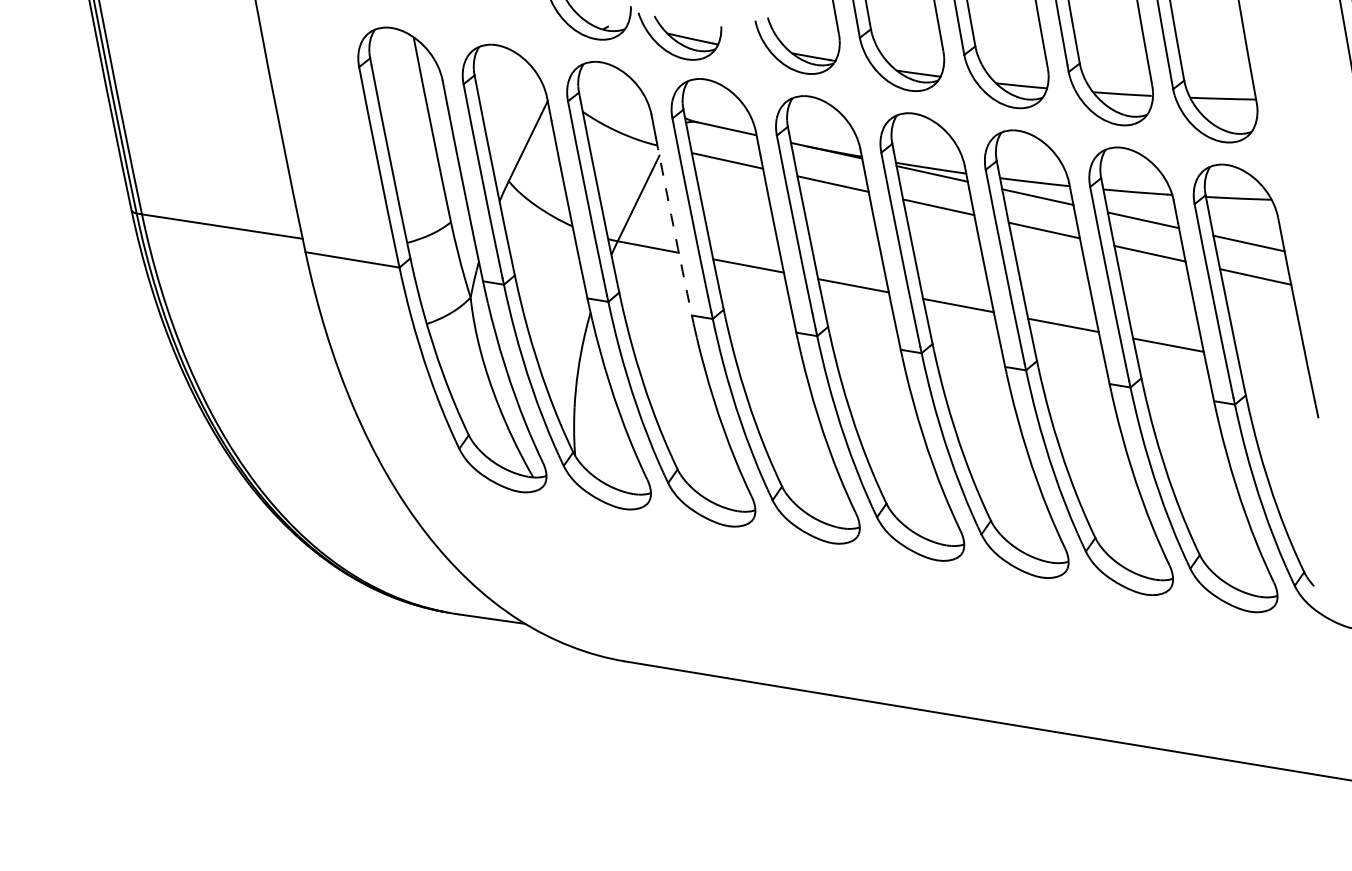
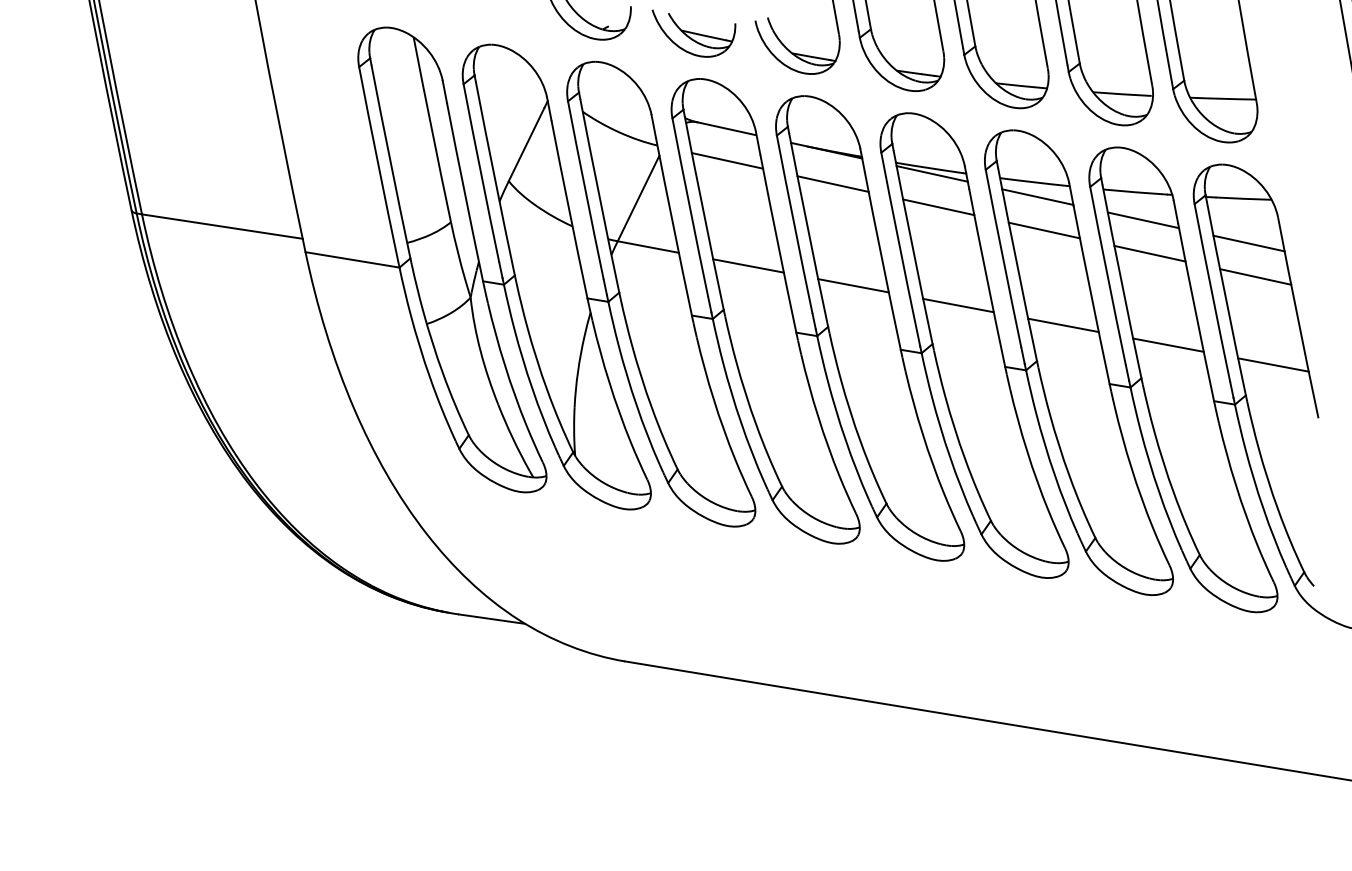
part position: (679, 36) -> (693, 33) (693, 33)
arc: dashed -> solid (673, 226)
line: none -> present (1273, 364)
